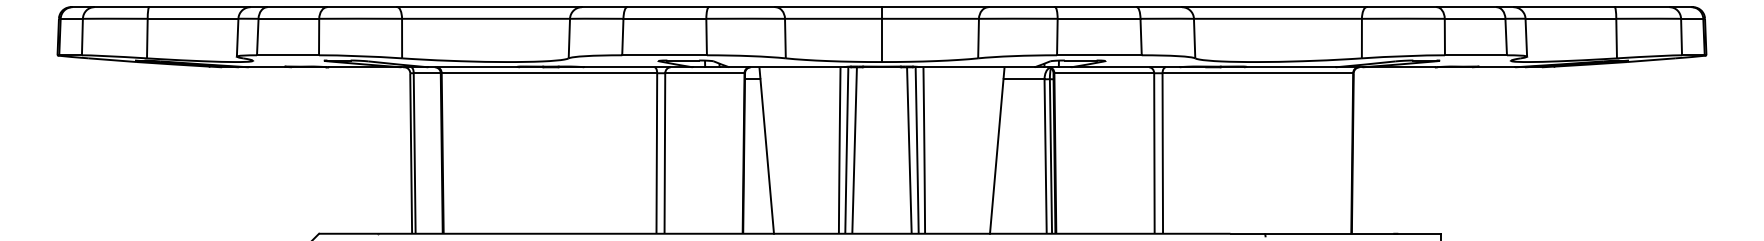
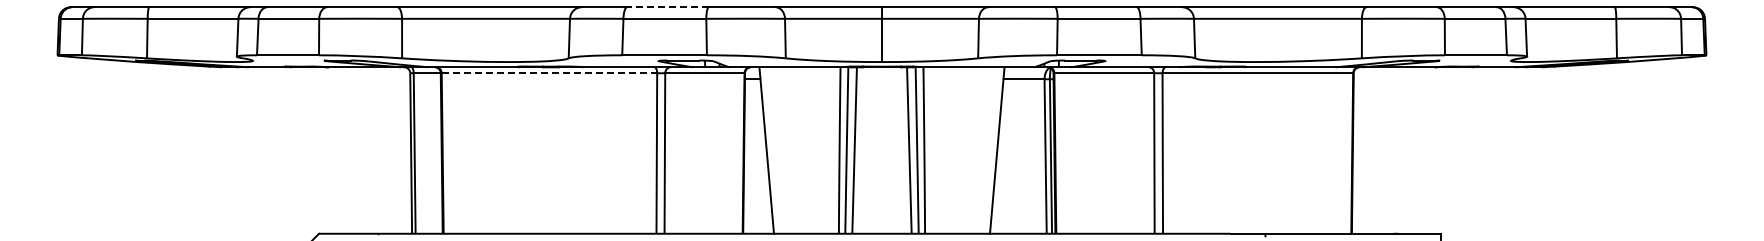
line: solid -> dashed (668, 7)
line: solid -> dashed (549, 73)
